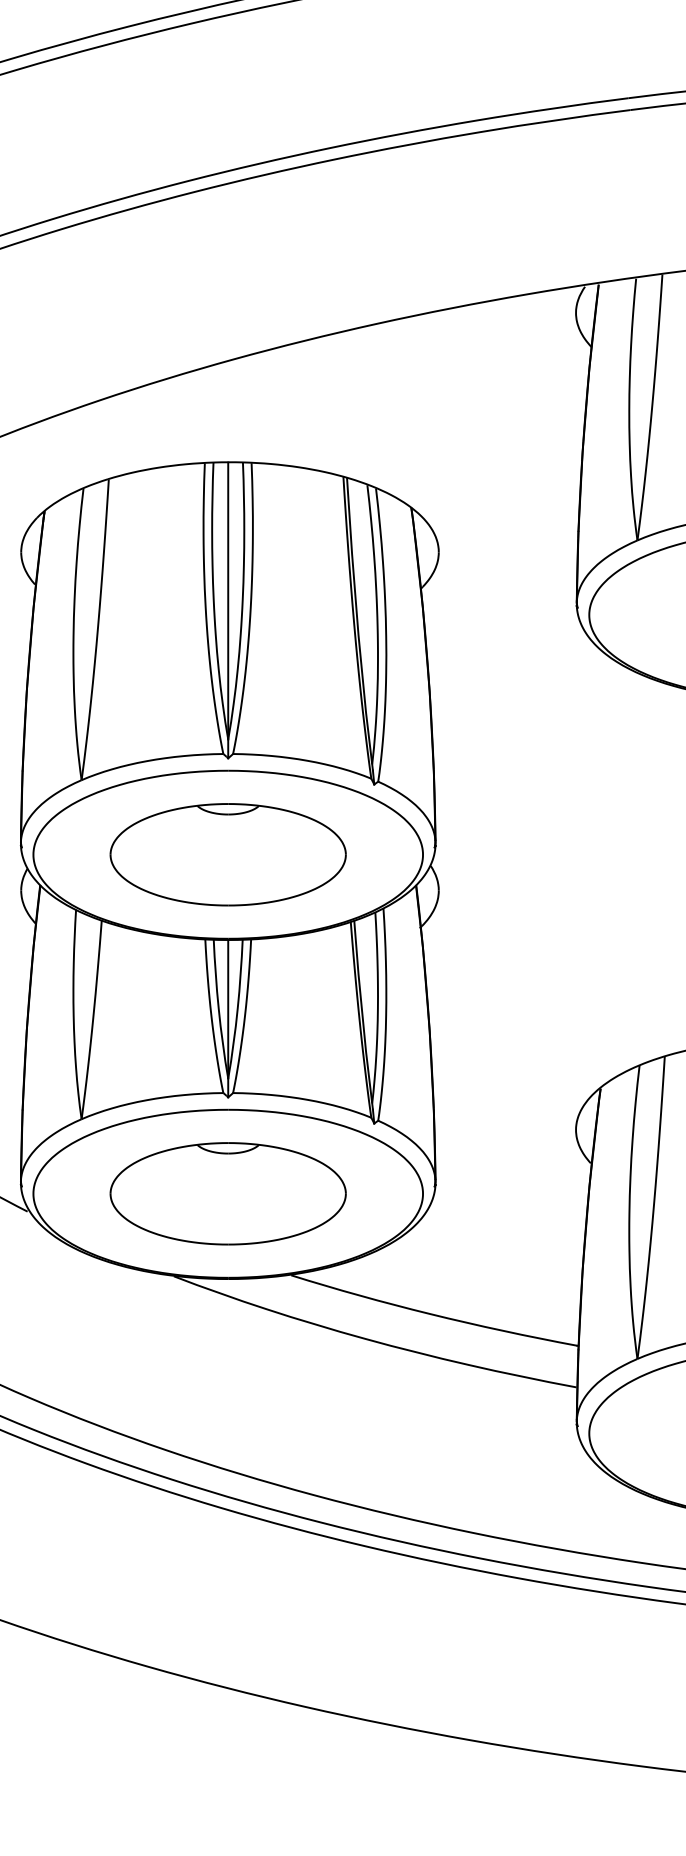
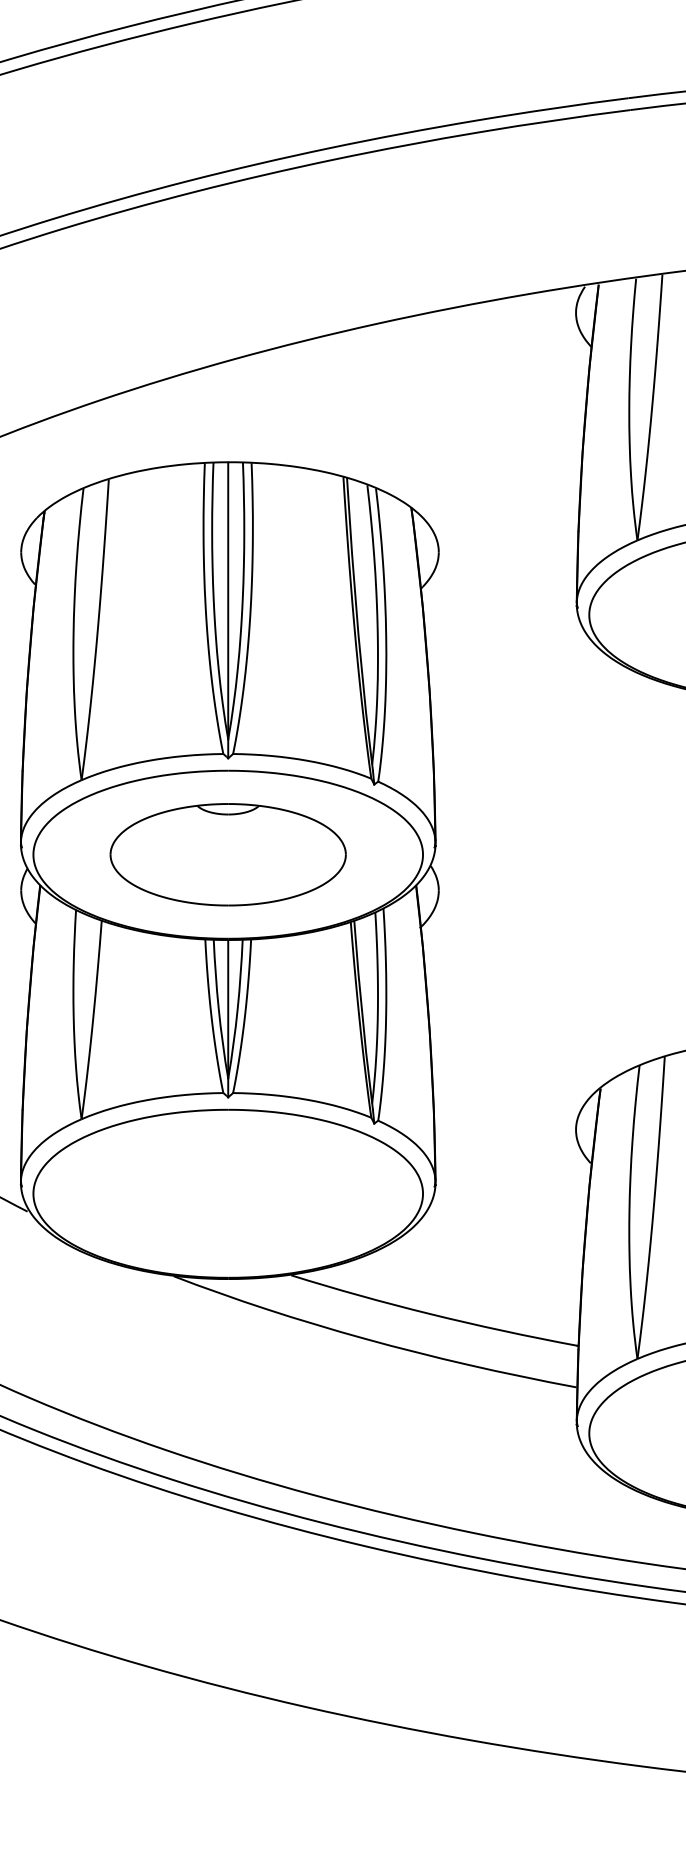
part: present -> none (227, 1193)
